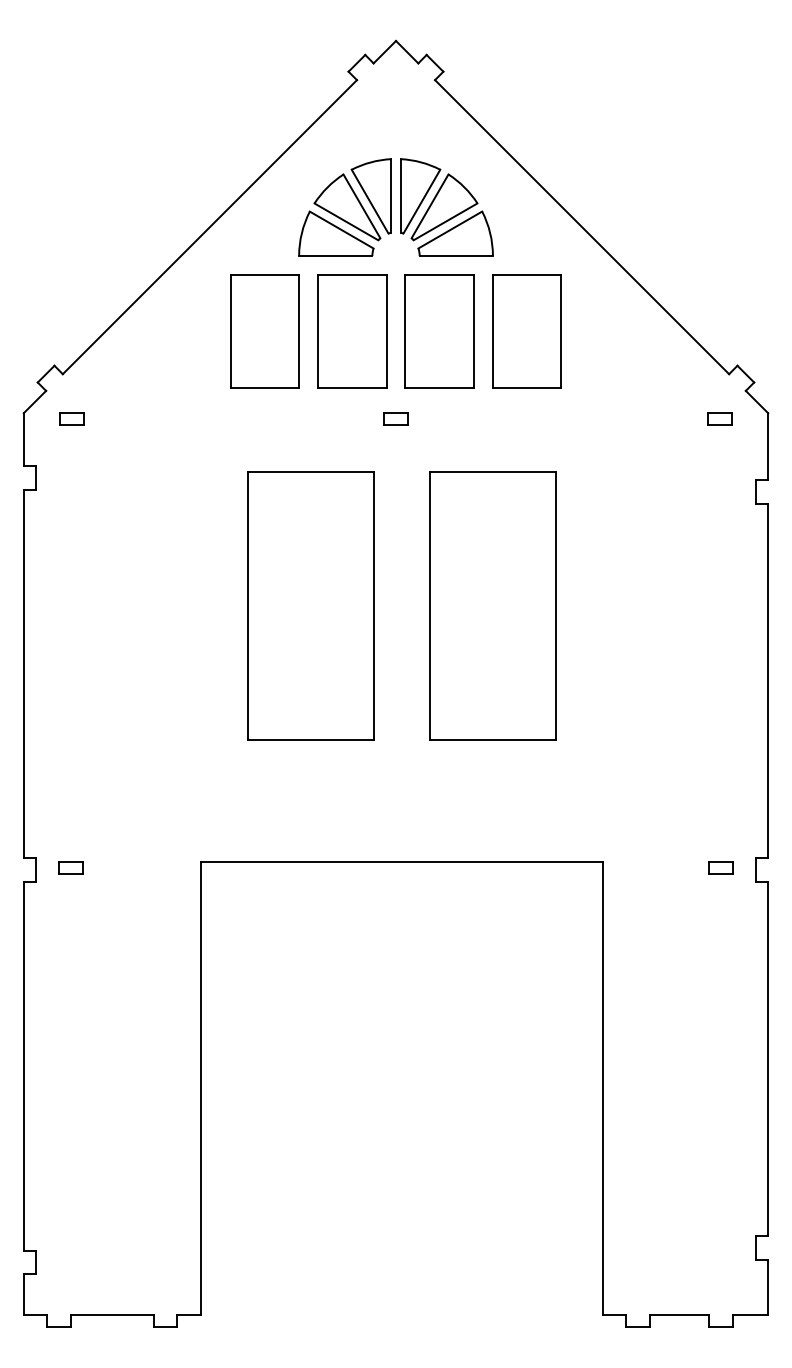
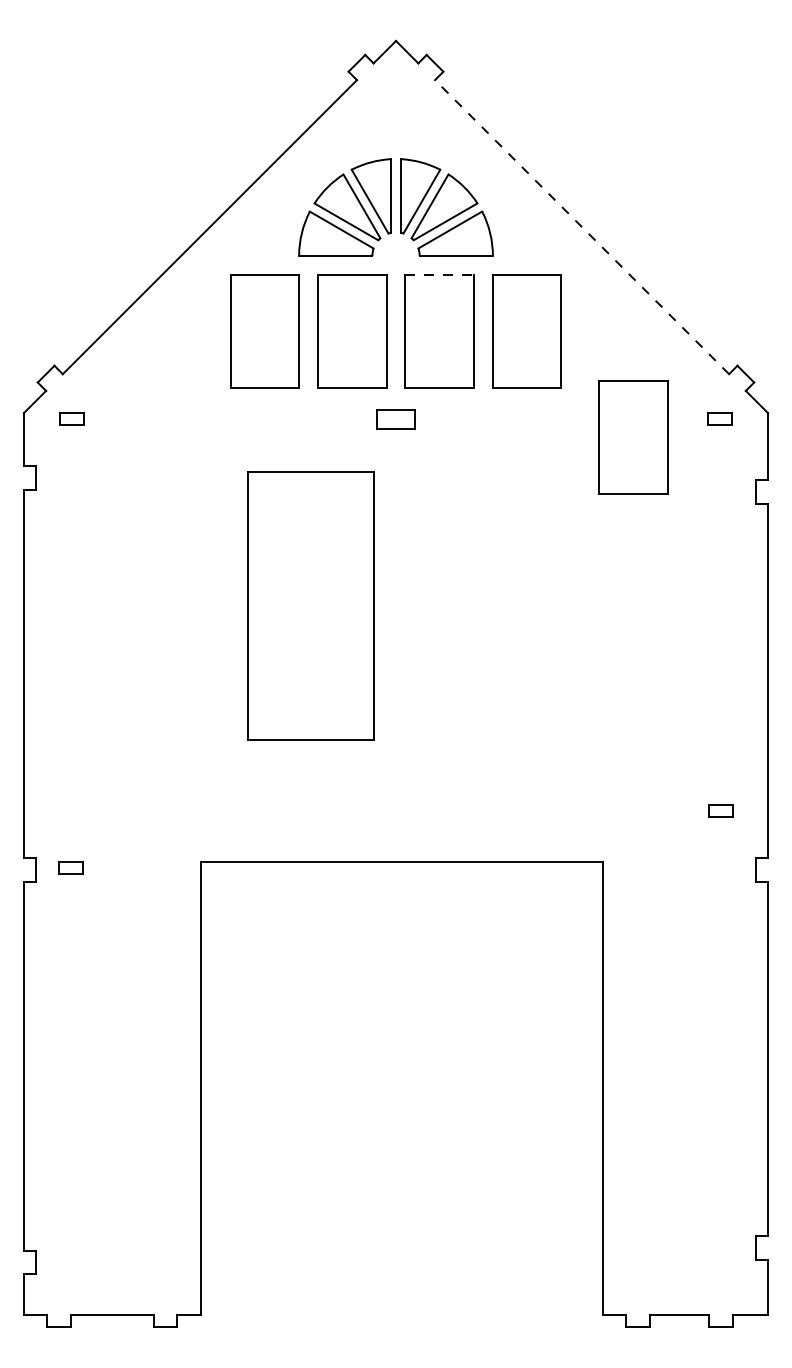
line: solid -> dashed (582, 227)
line: solid -> dashed (440, 274)
part size: 26x14 px -> 40x21 px (395, 419)
part: none -> present (633, 437)
part: present -> none (492, 605)
part position: (720, 867) -> (720, 810) (720, 810)
